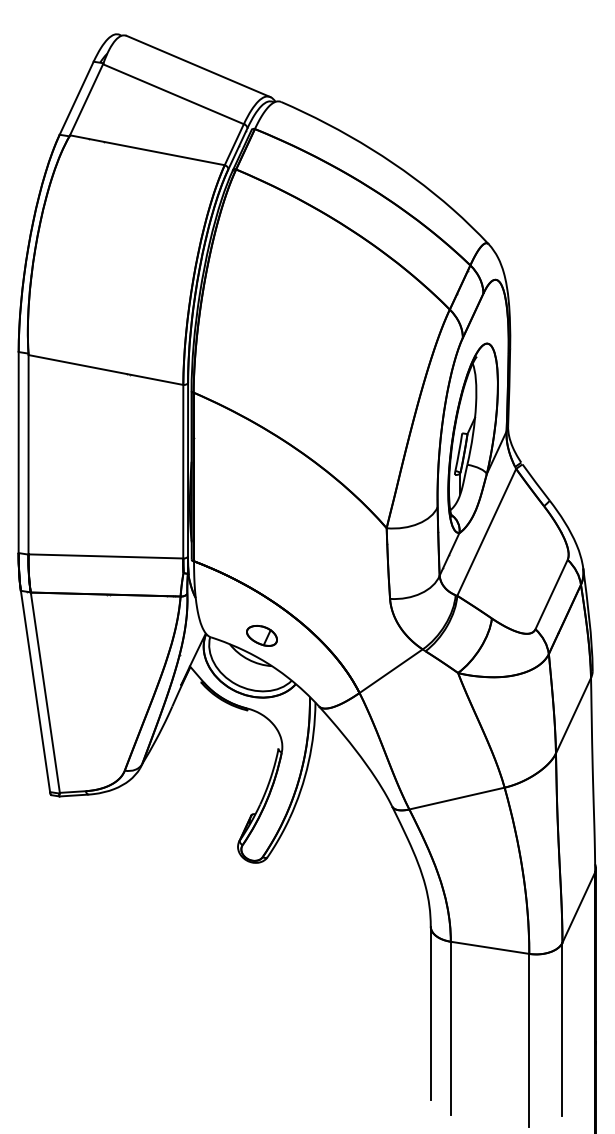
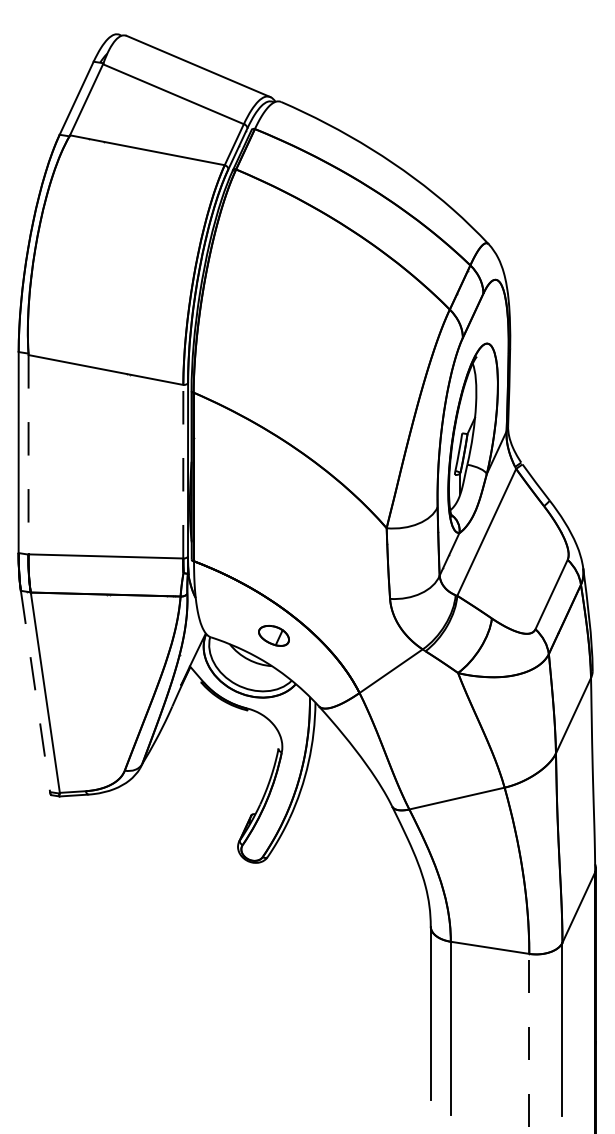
line: solid -> dashed (28, 454)
line: solid -> dashed (183, 471)
part position: (261, 635) -> (273, 635) (273, 635)
line: solid -> dashed (35, 691)
line: solid -> dashed (529, 1040)
